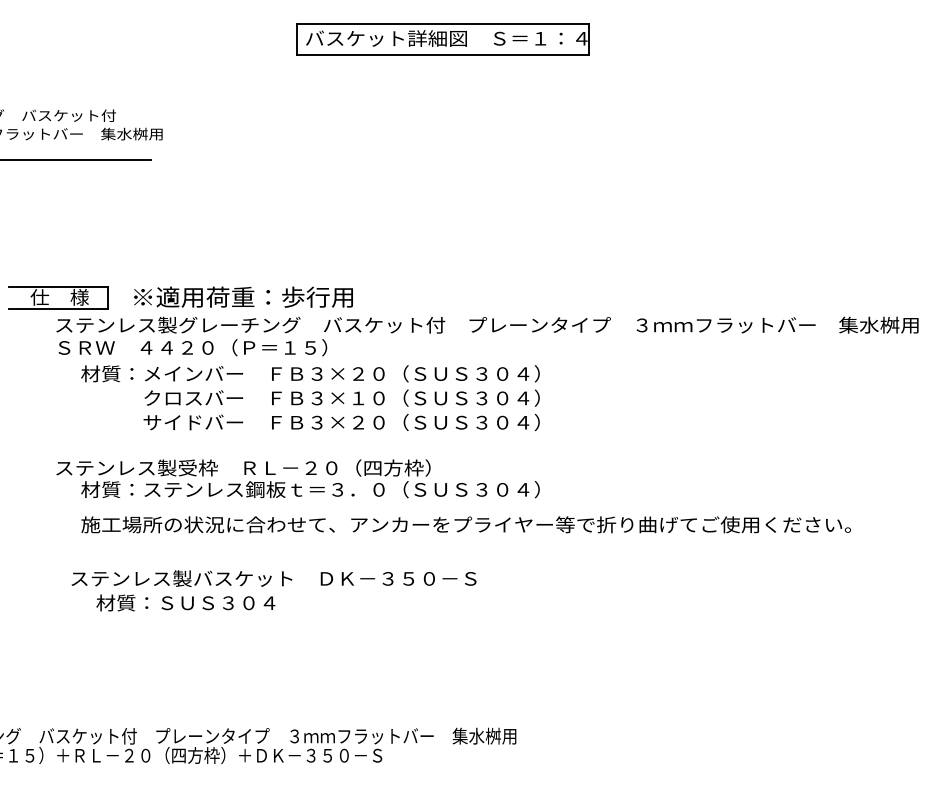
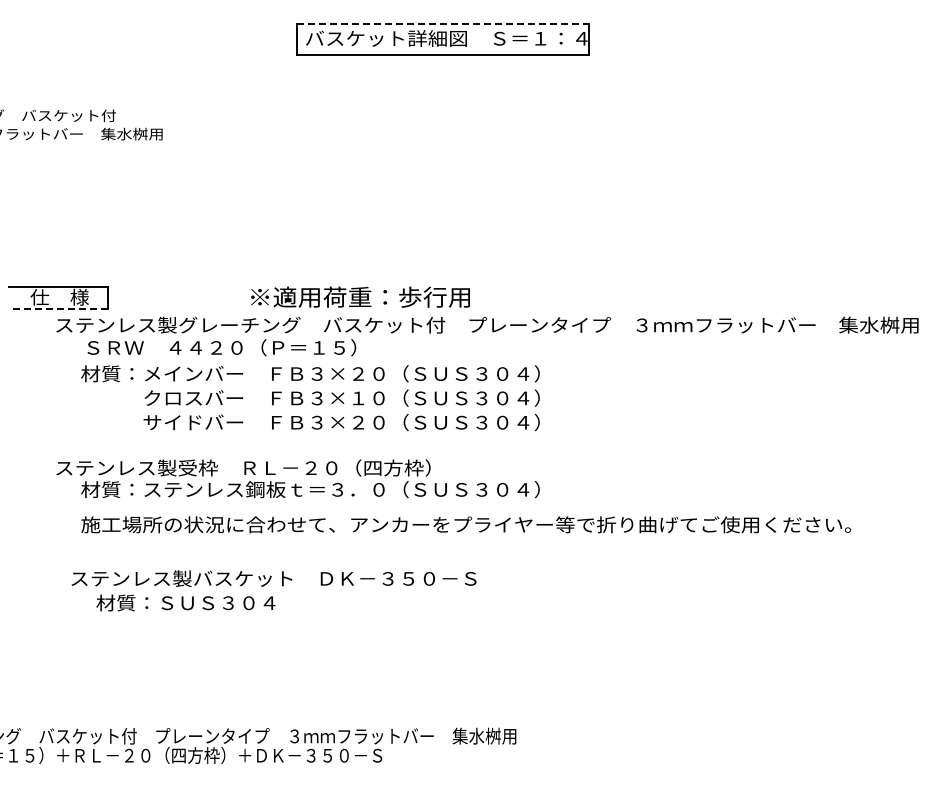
line: solid -> dashed (442, 23)
line: present -> none (76, 160)
text position: (243, 296) -> (360, 296) (360, 296)
line: solid -> dashed (58, 309)
text position: (192, 347) -> (221, 347) (221, 347)
